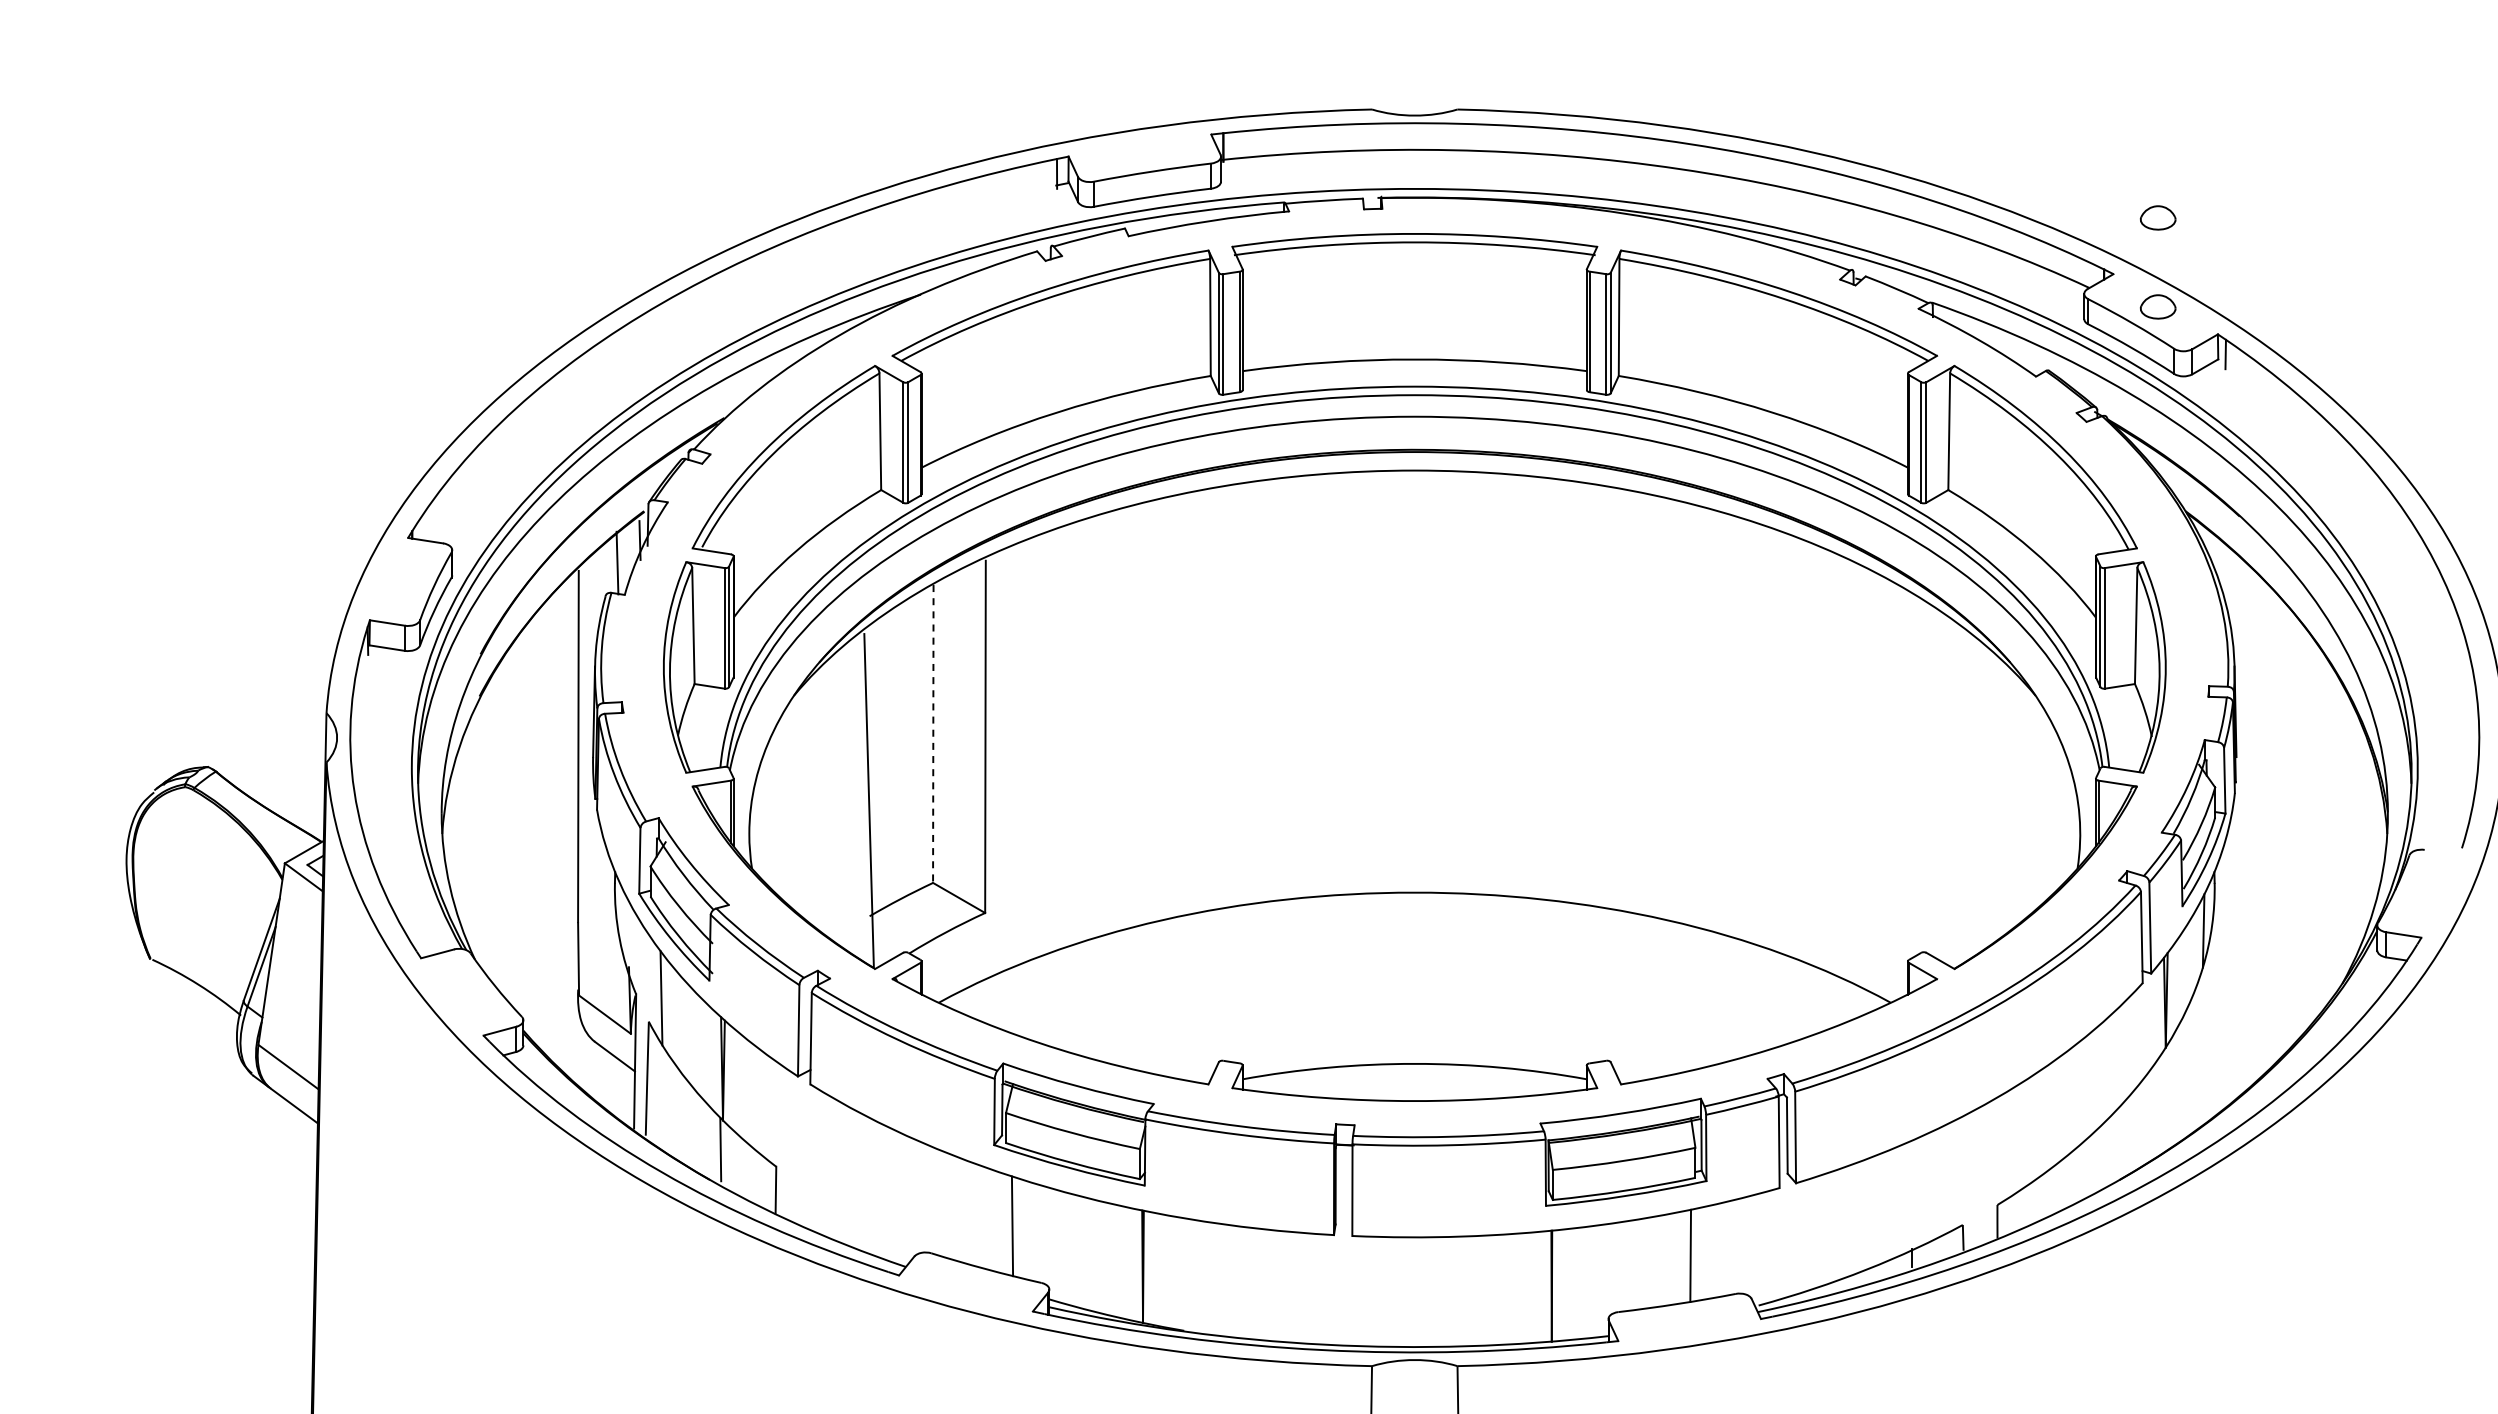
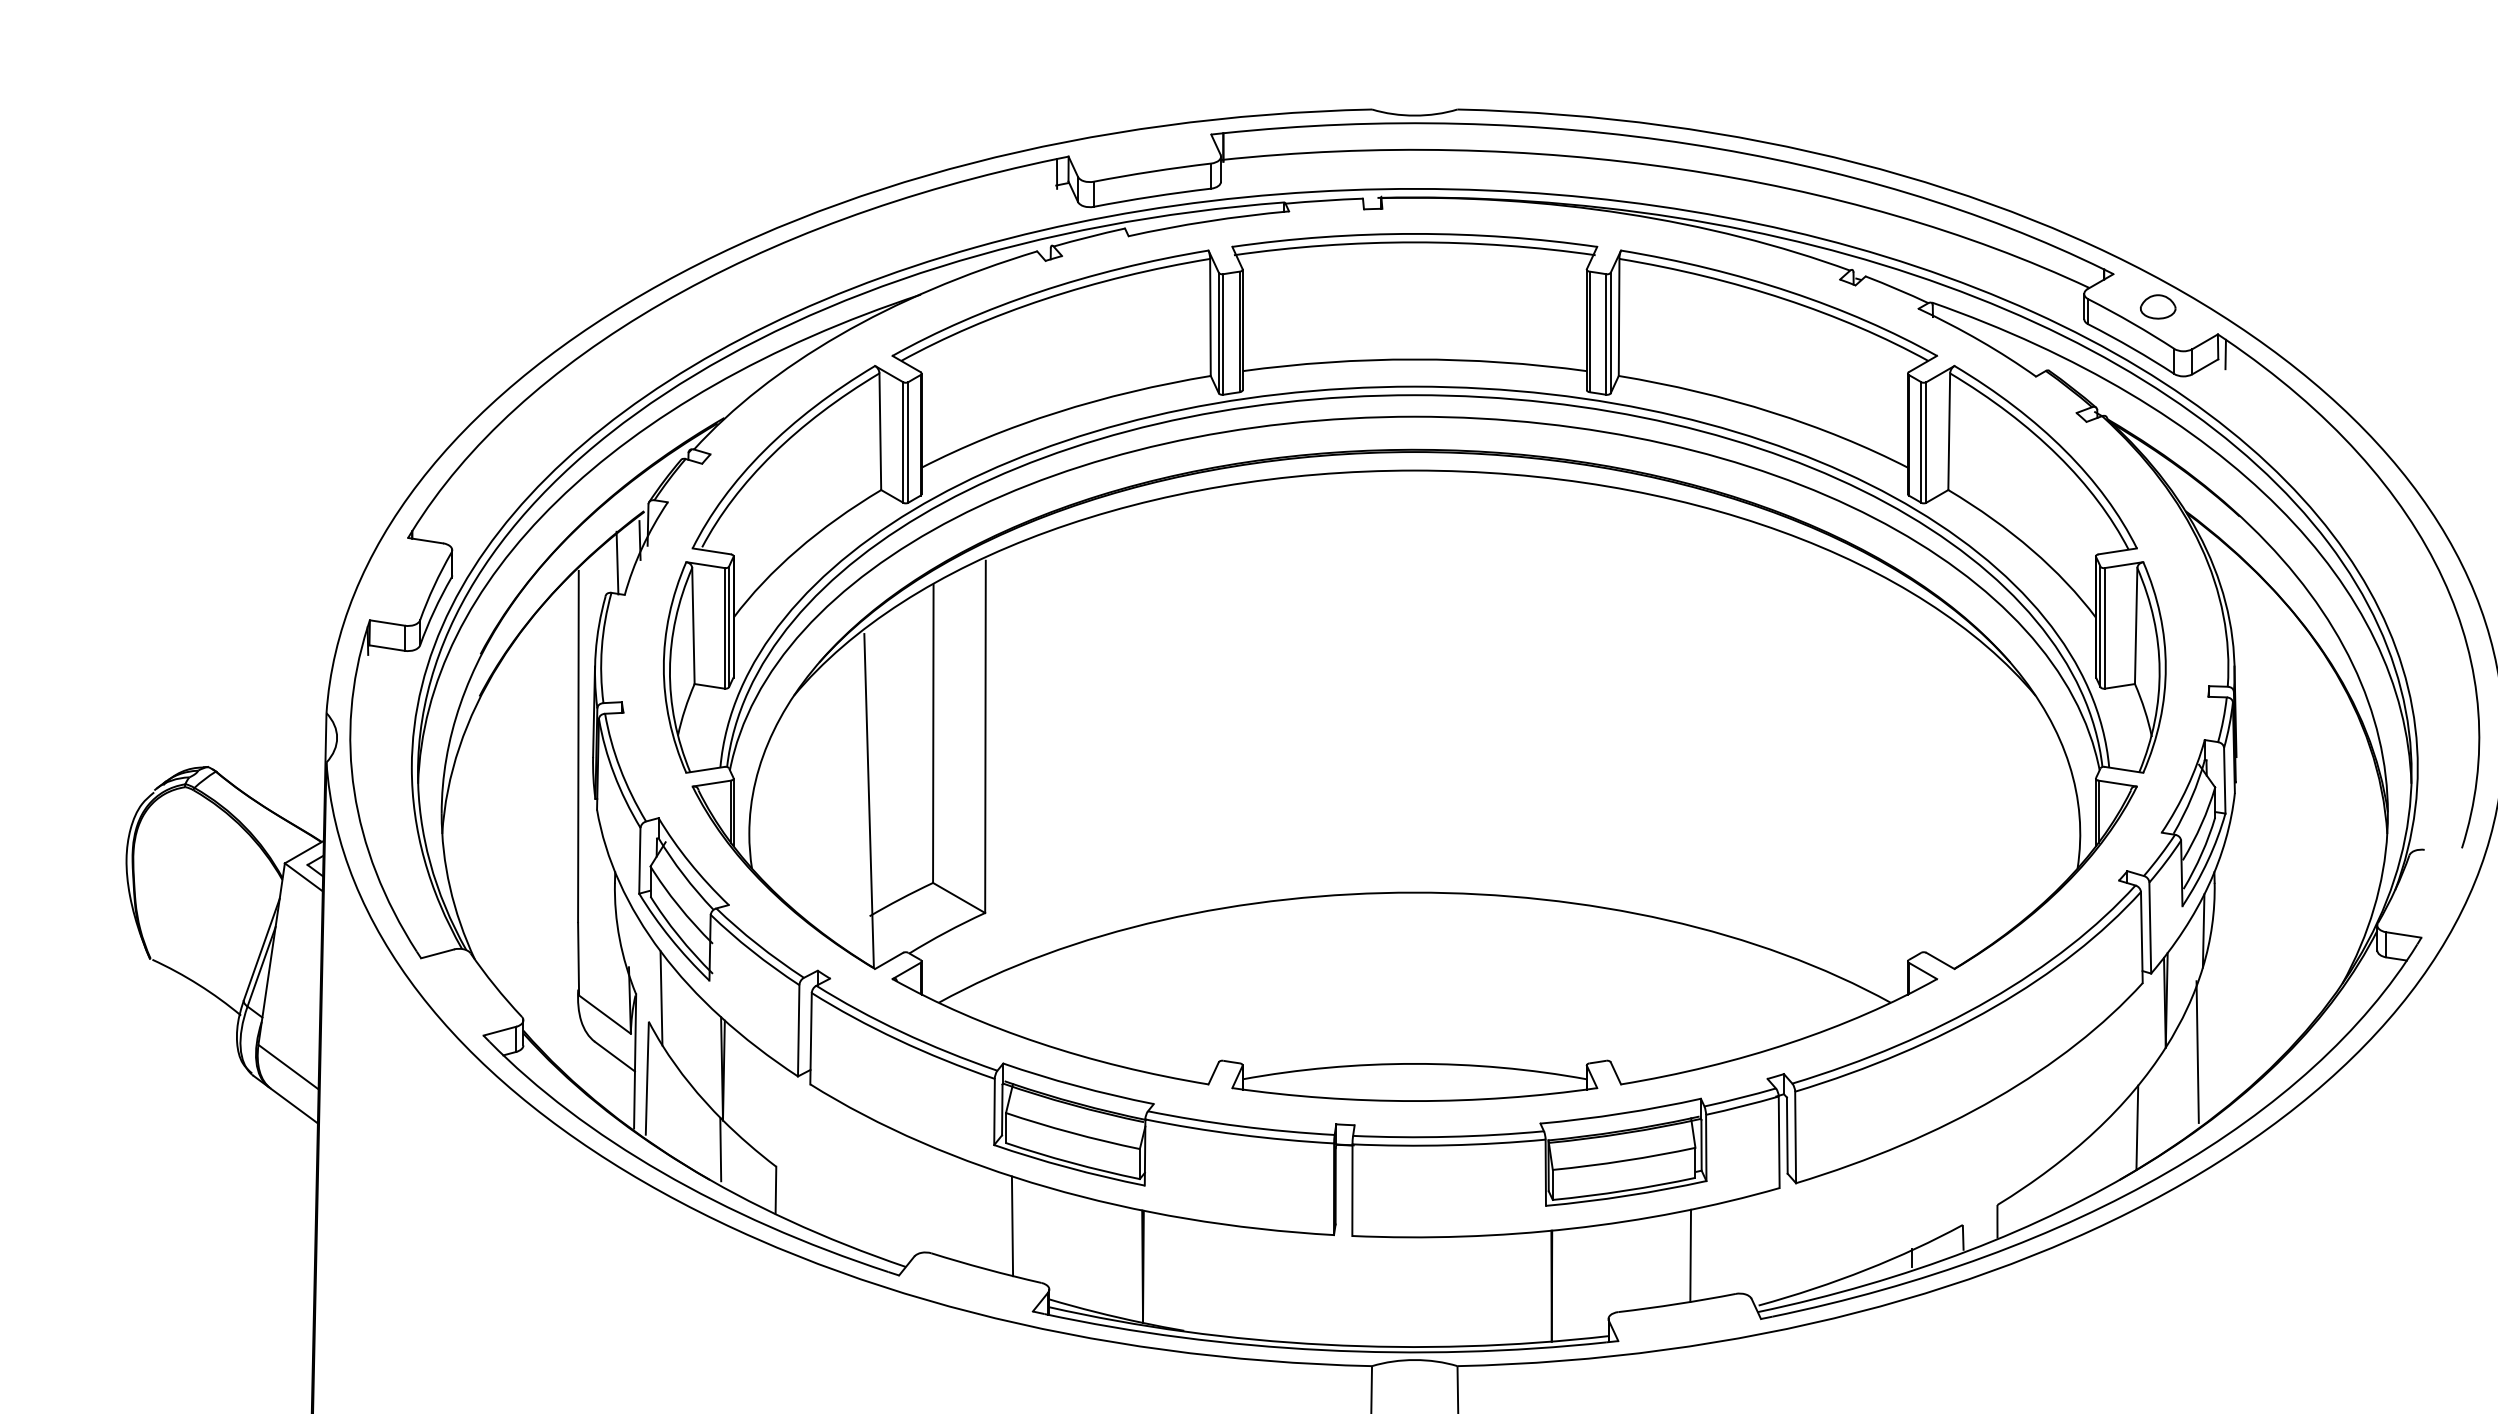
part: present -> none (2157, 217)
line: dashed -> solid (933, 733)
line: none -> present (2197, 1051)
line: none -> present (2137, 1127)
